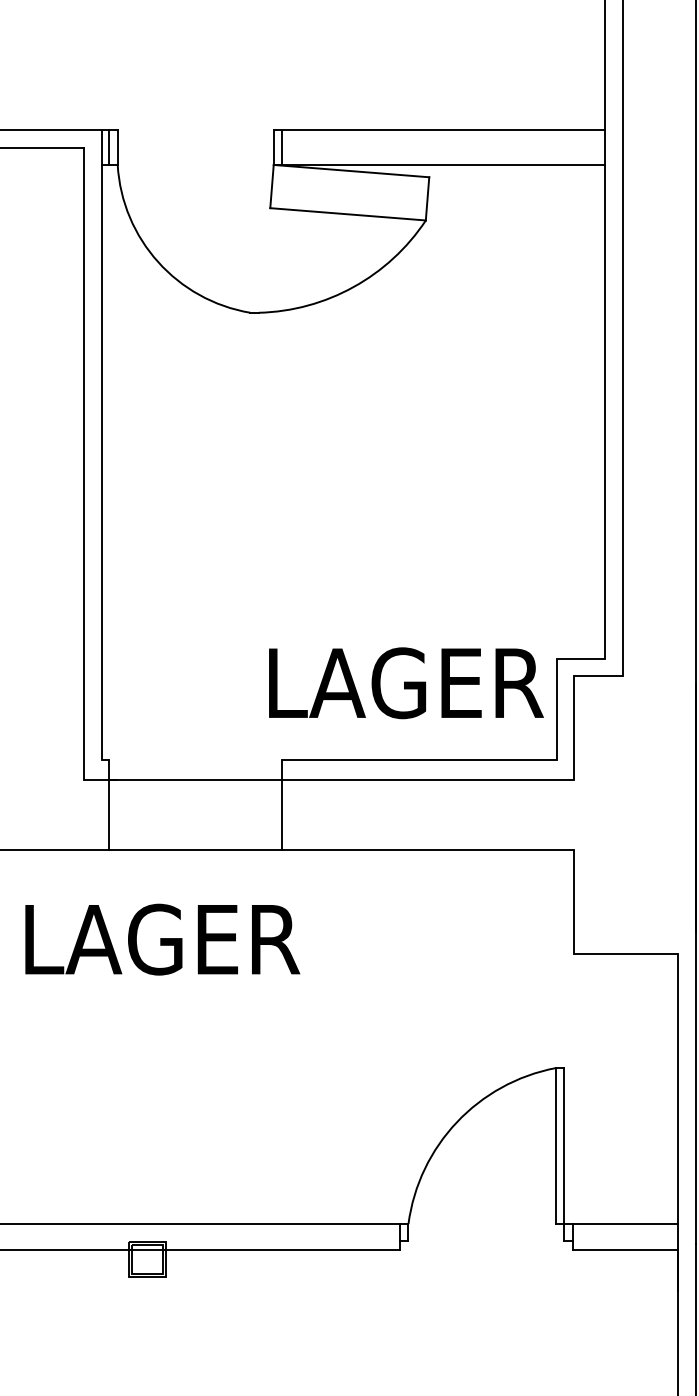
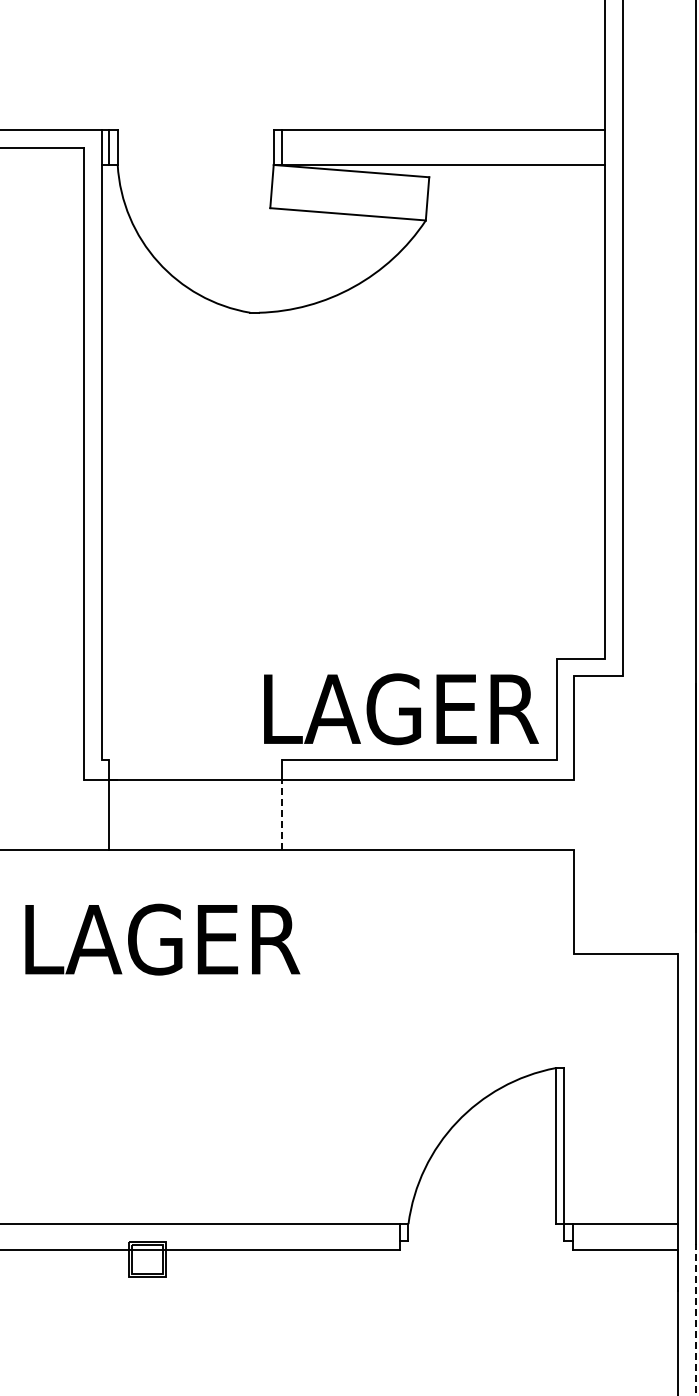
text position: (406, 683) -> (401, 709) (401, 709)
line: solid -> dashed (282, 815)
line: solid -> dashed (695, 1319)
